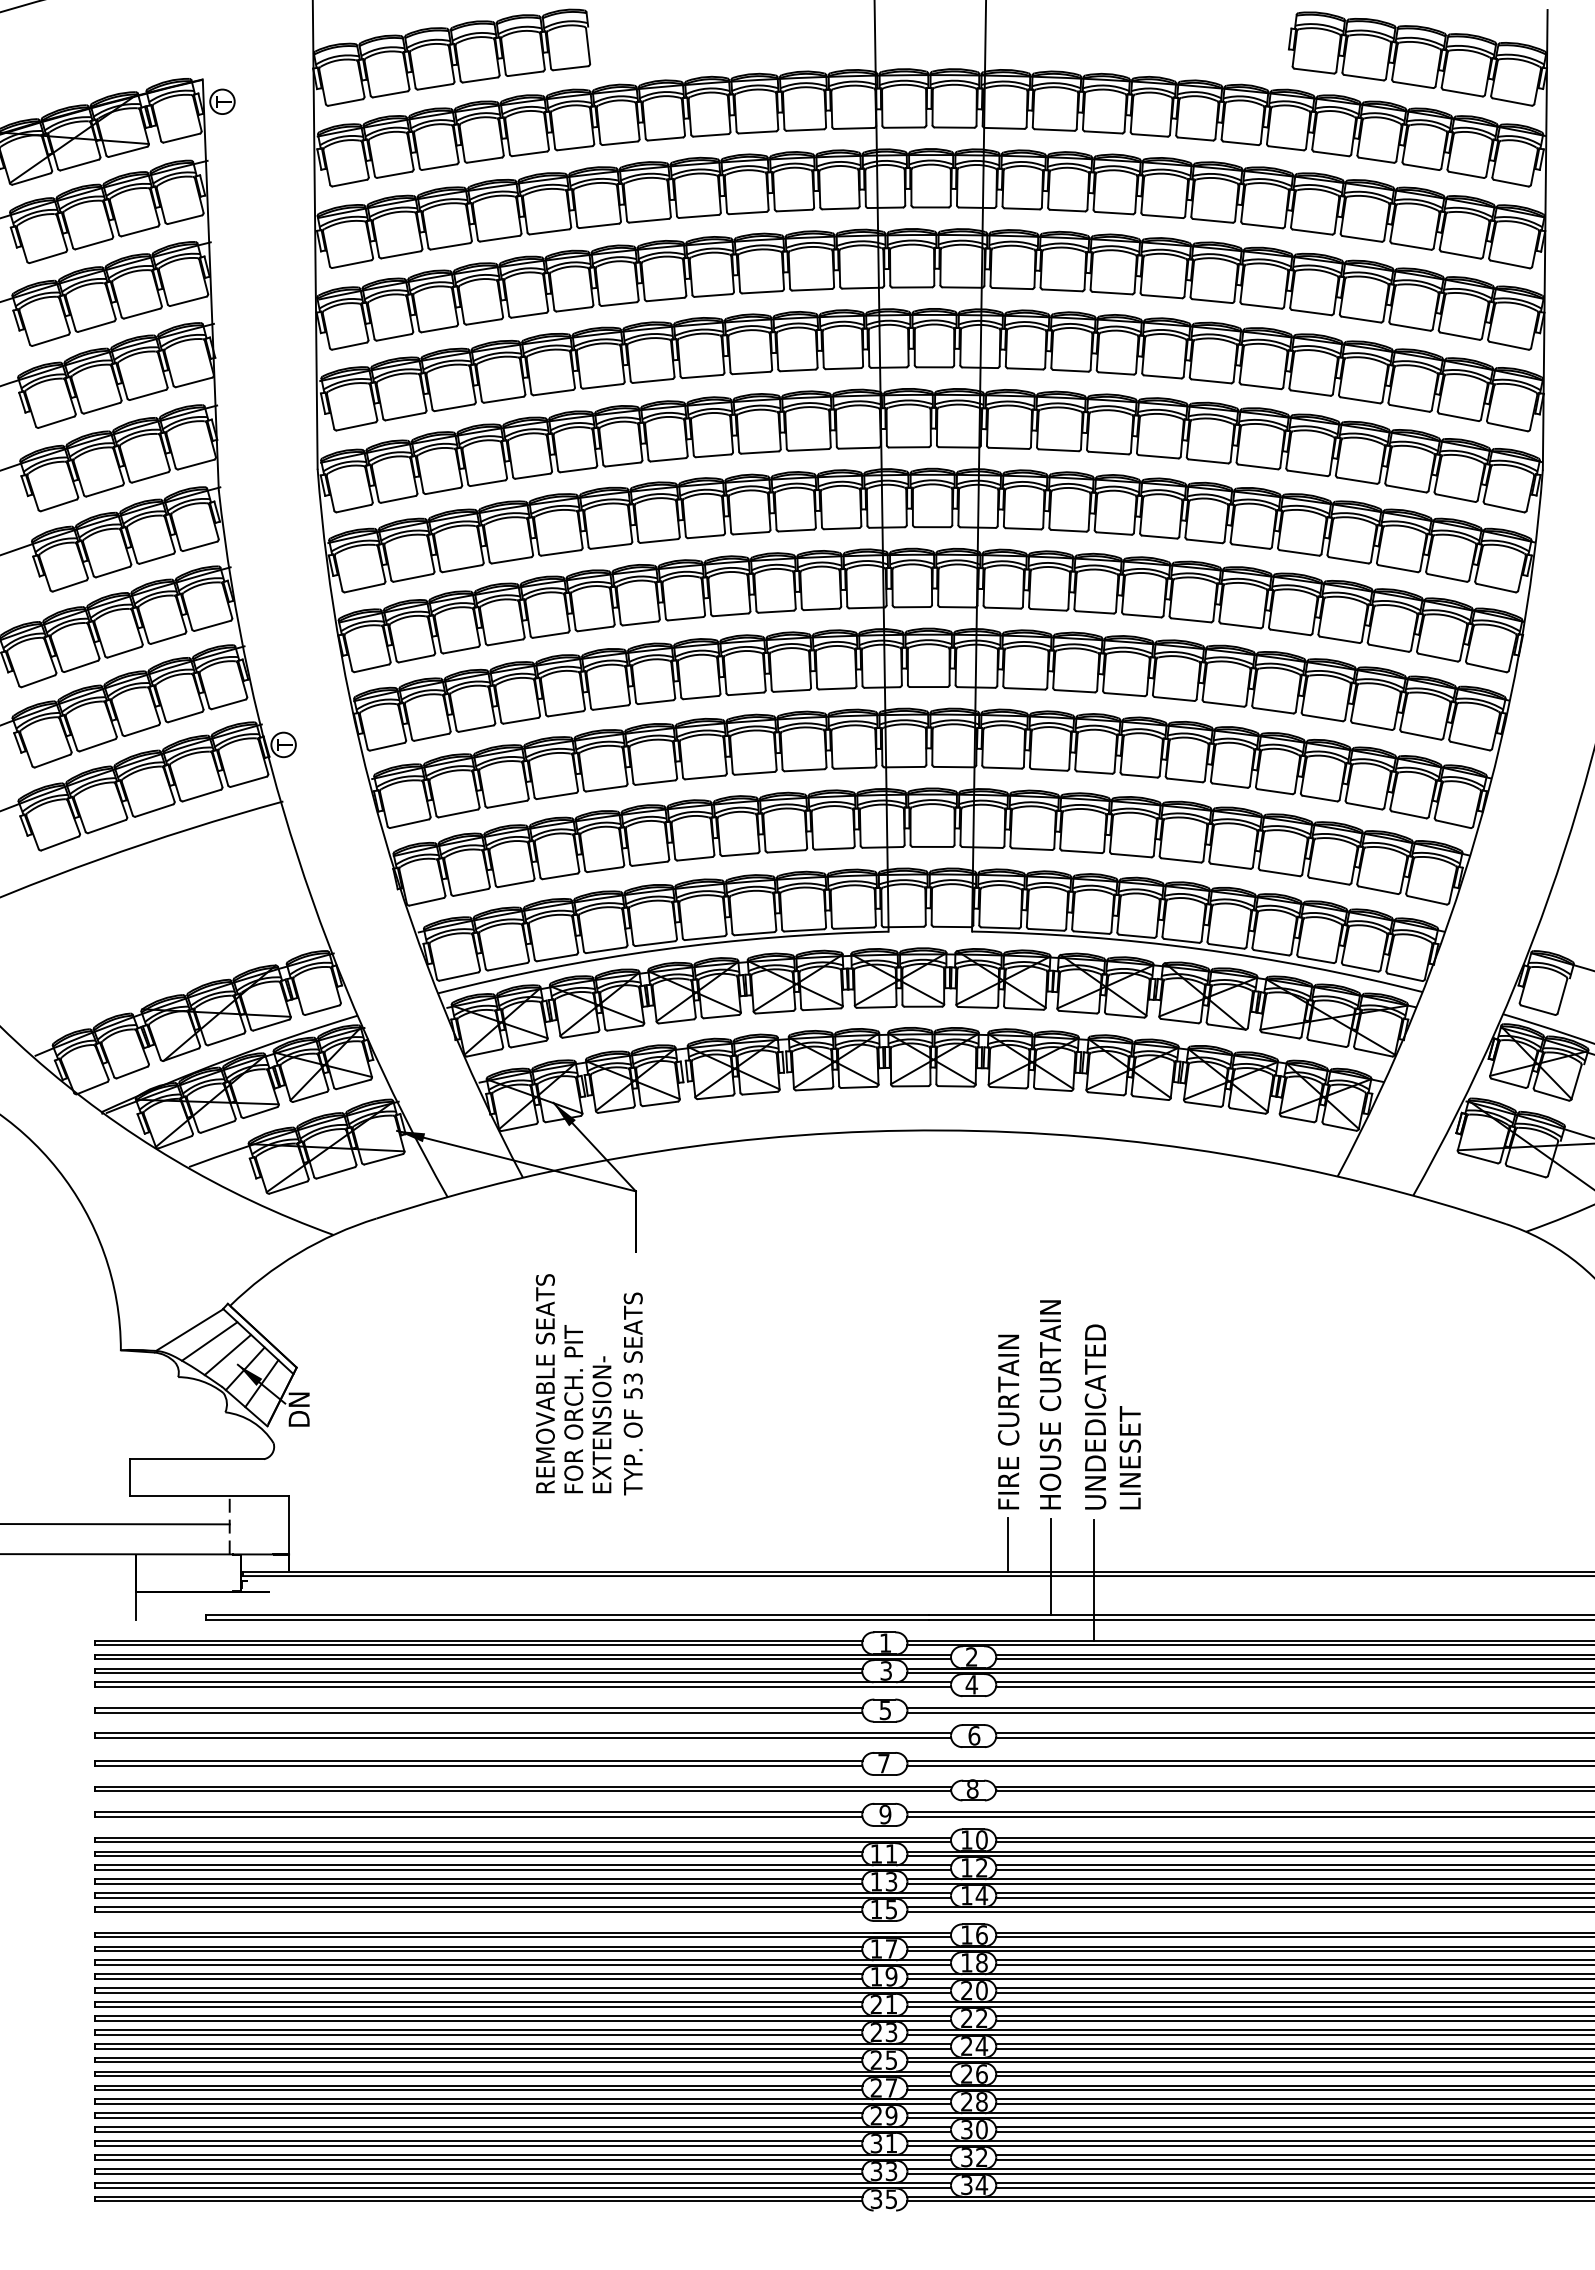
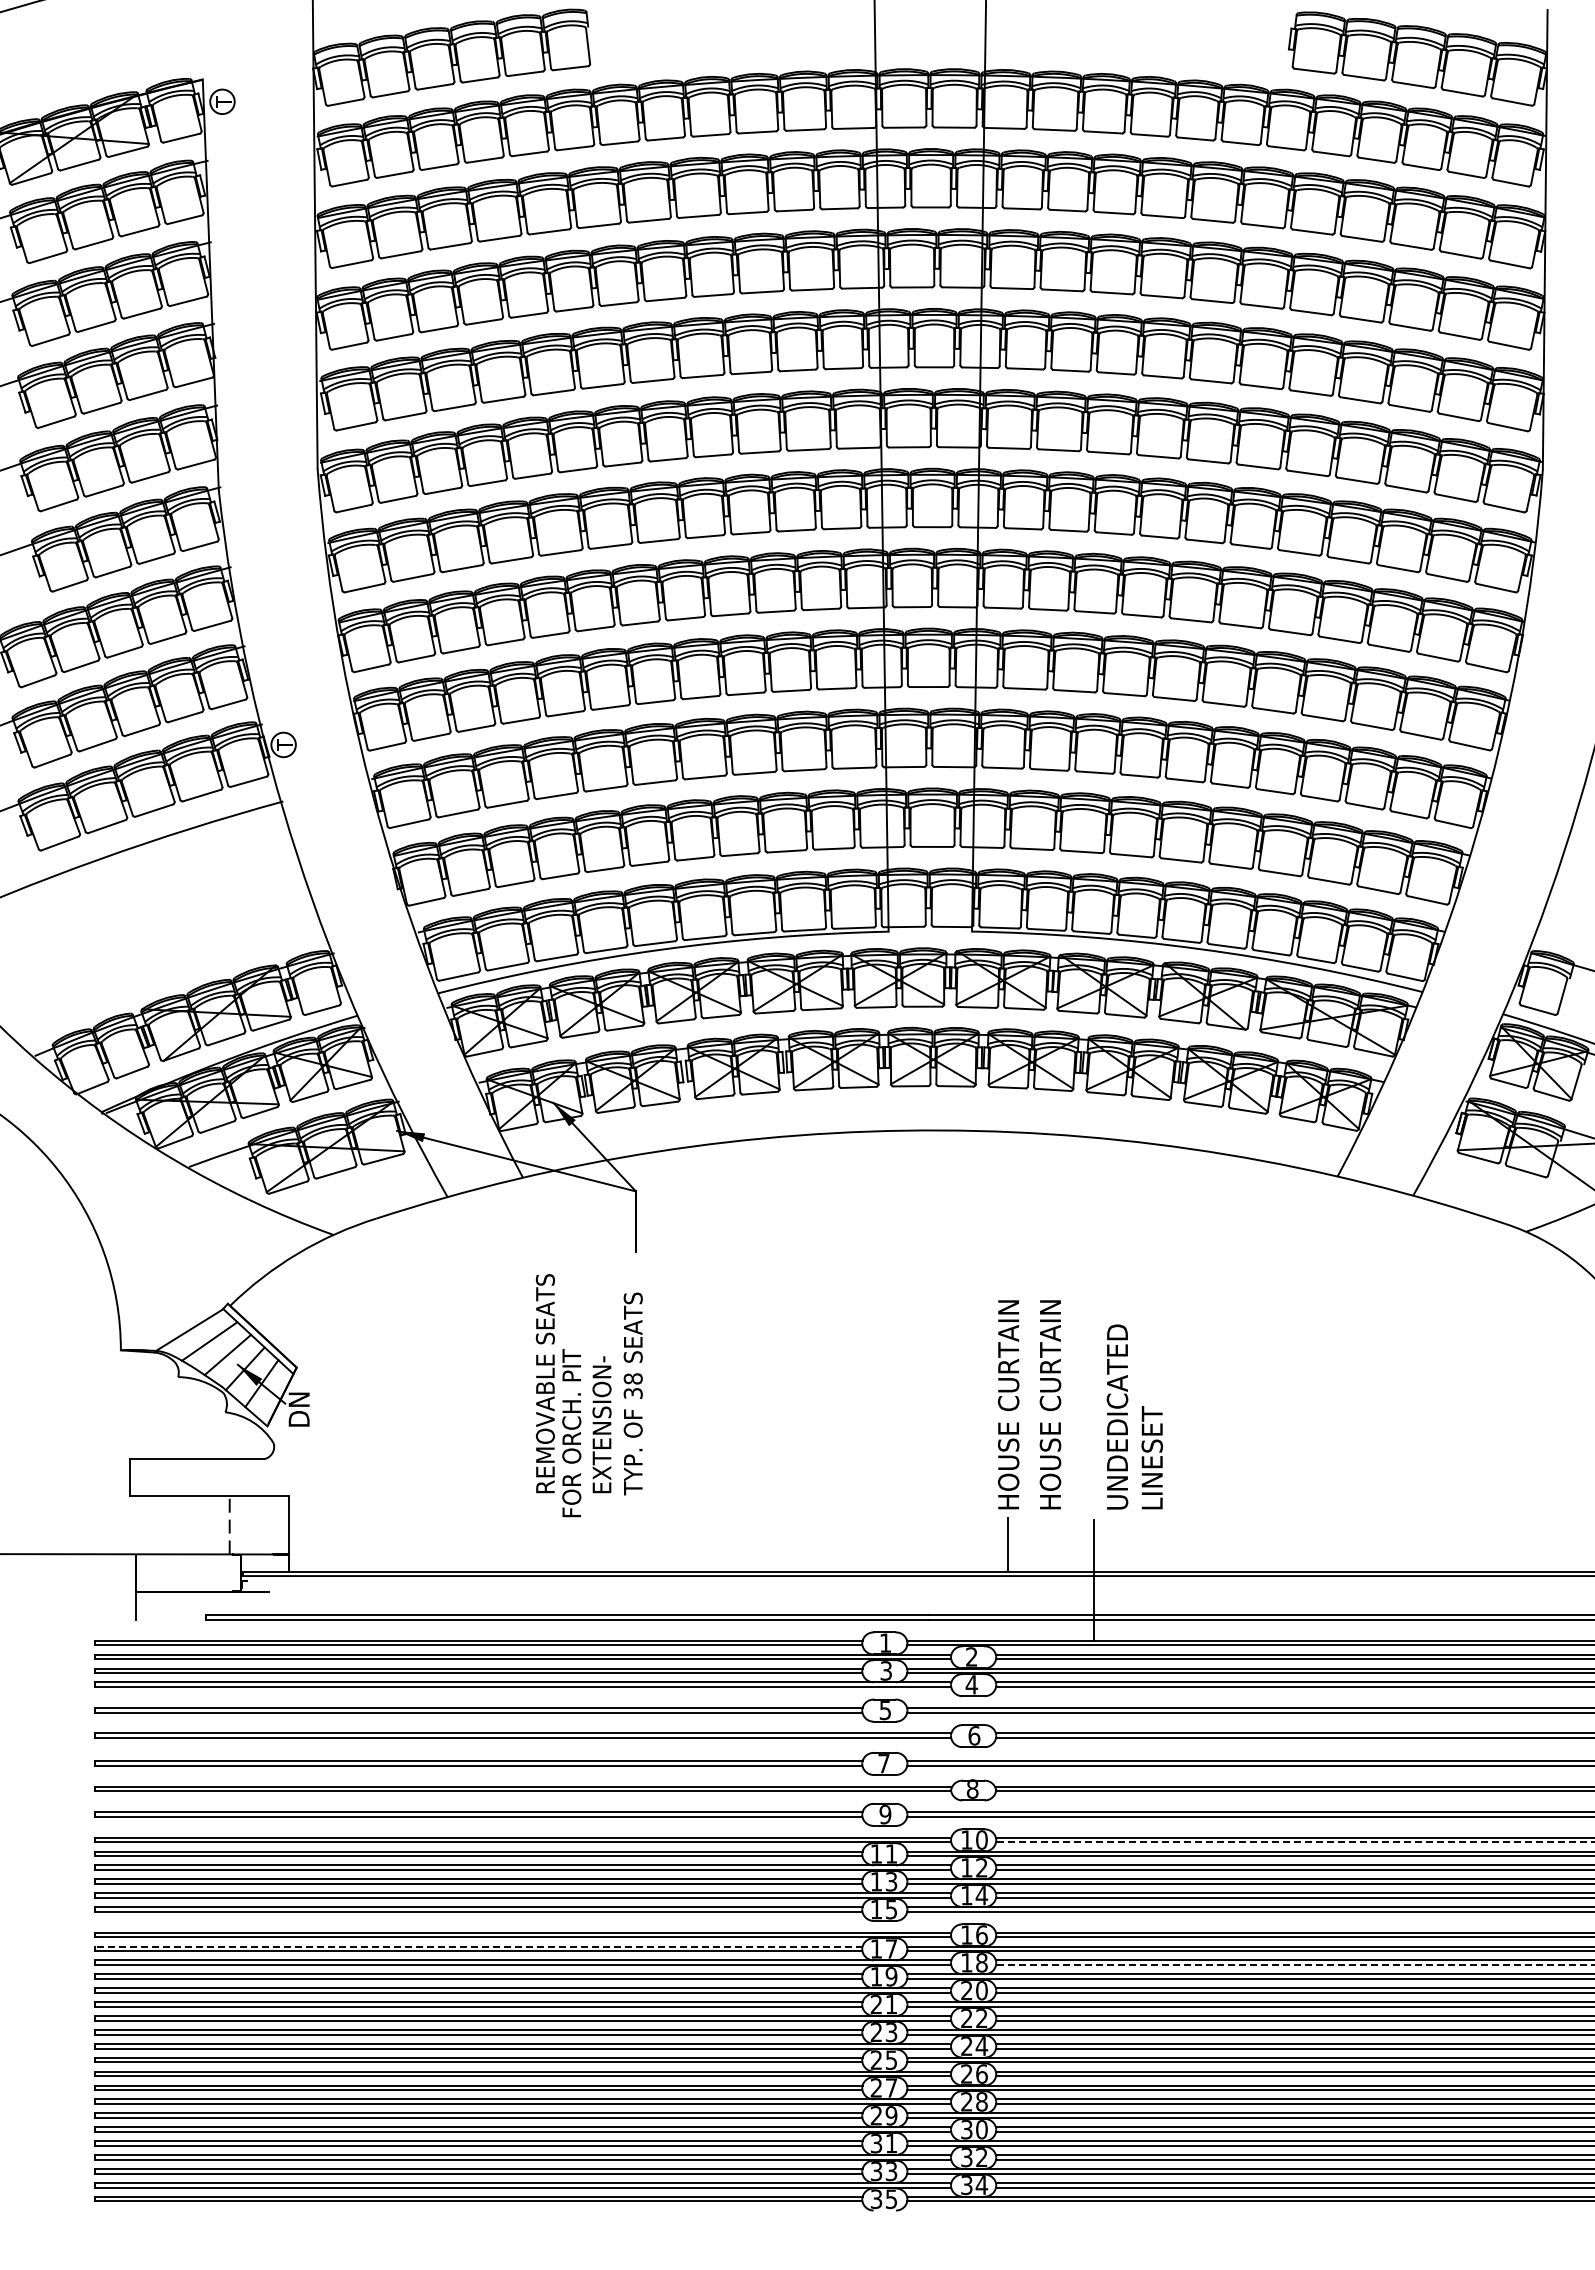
text: 53 -> 38 (632, 1385)
text: FIRE CURTAIN -> HOUSE CURTAIN (1008, 1403)
text position: (573, 1409) -> (571, 1433) (571, 1433)
text position: (1112, 1416) -> (1134, 1416) (1134, 1416)
line: present -> none (115, 1524)
line: present -> none (1050, 1567)
line: solid -> dashed (1294, 1842)
line: solid -> dashed (478, 1946)
line: solid -> dashed (1294, 1965)
